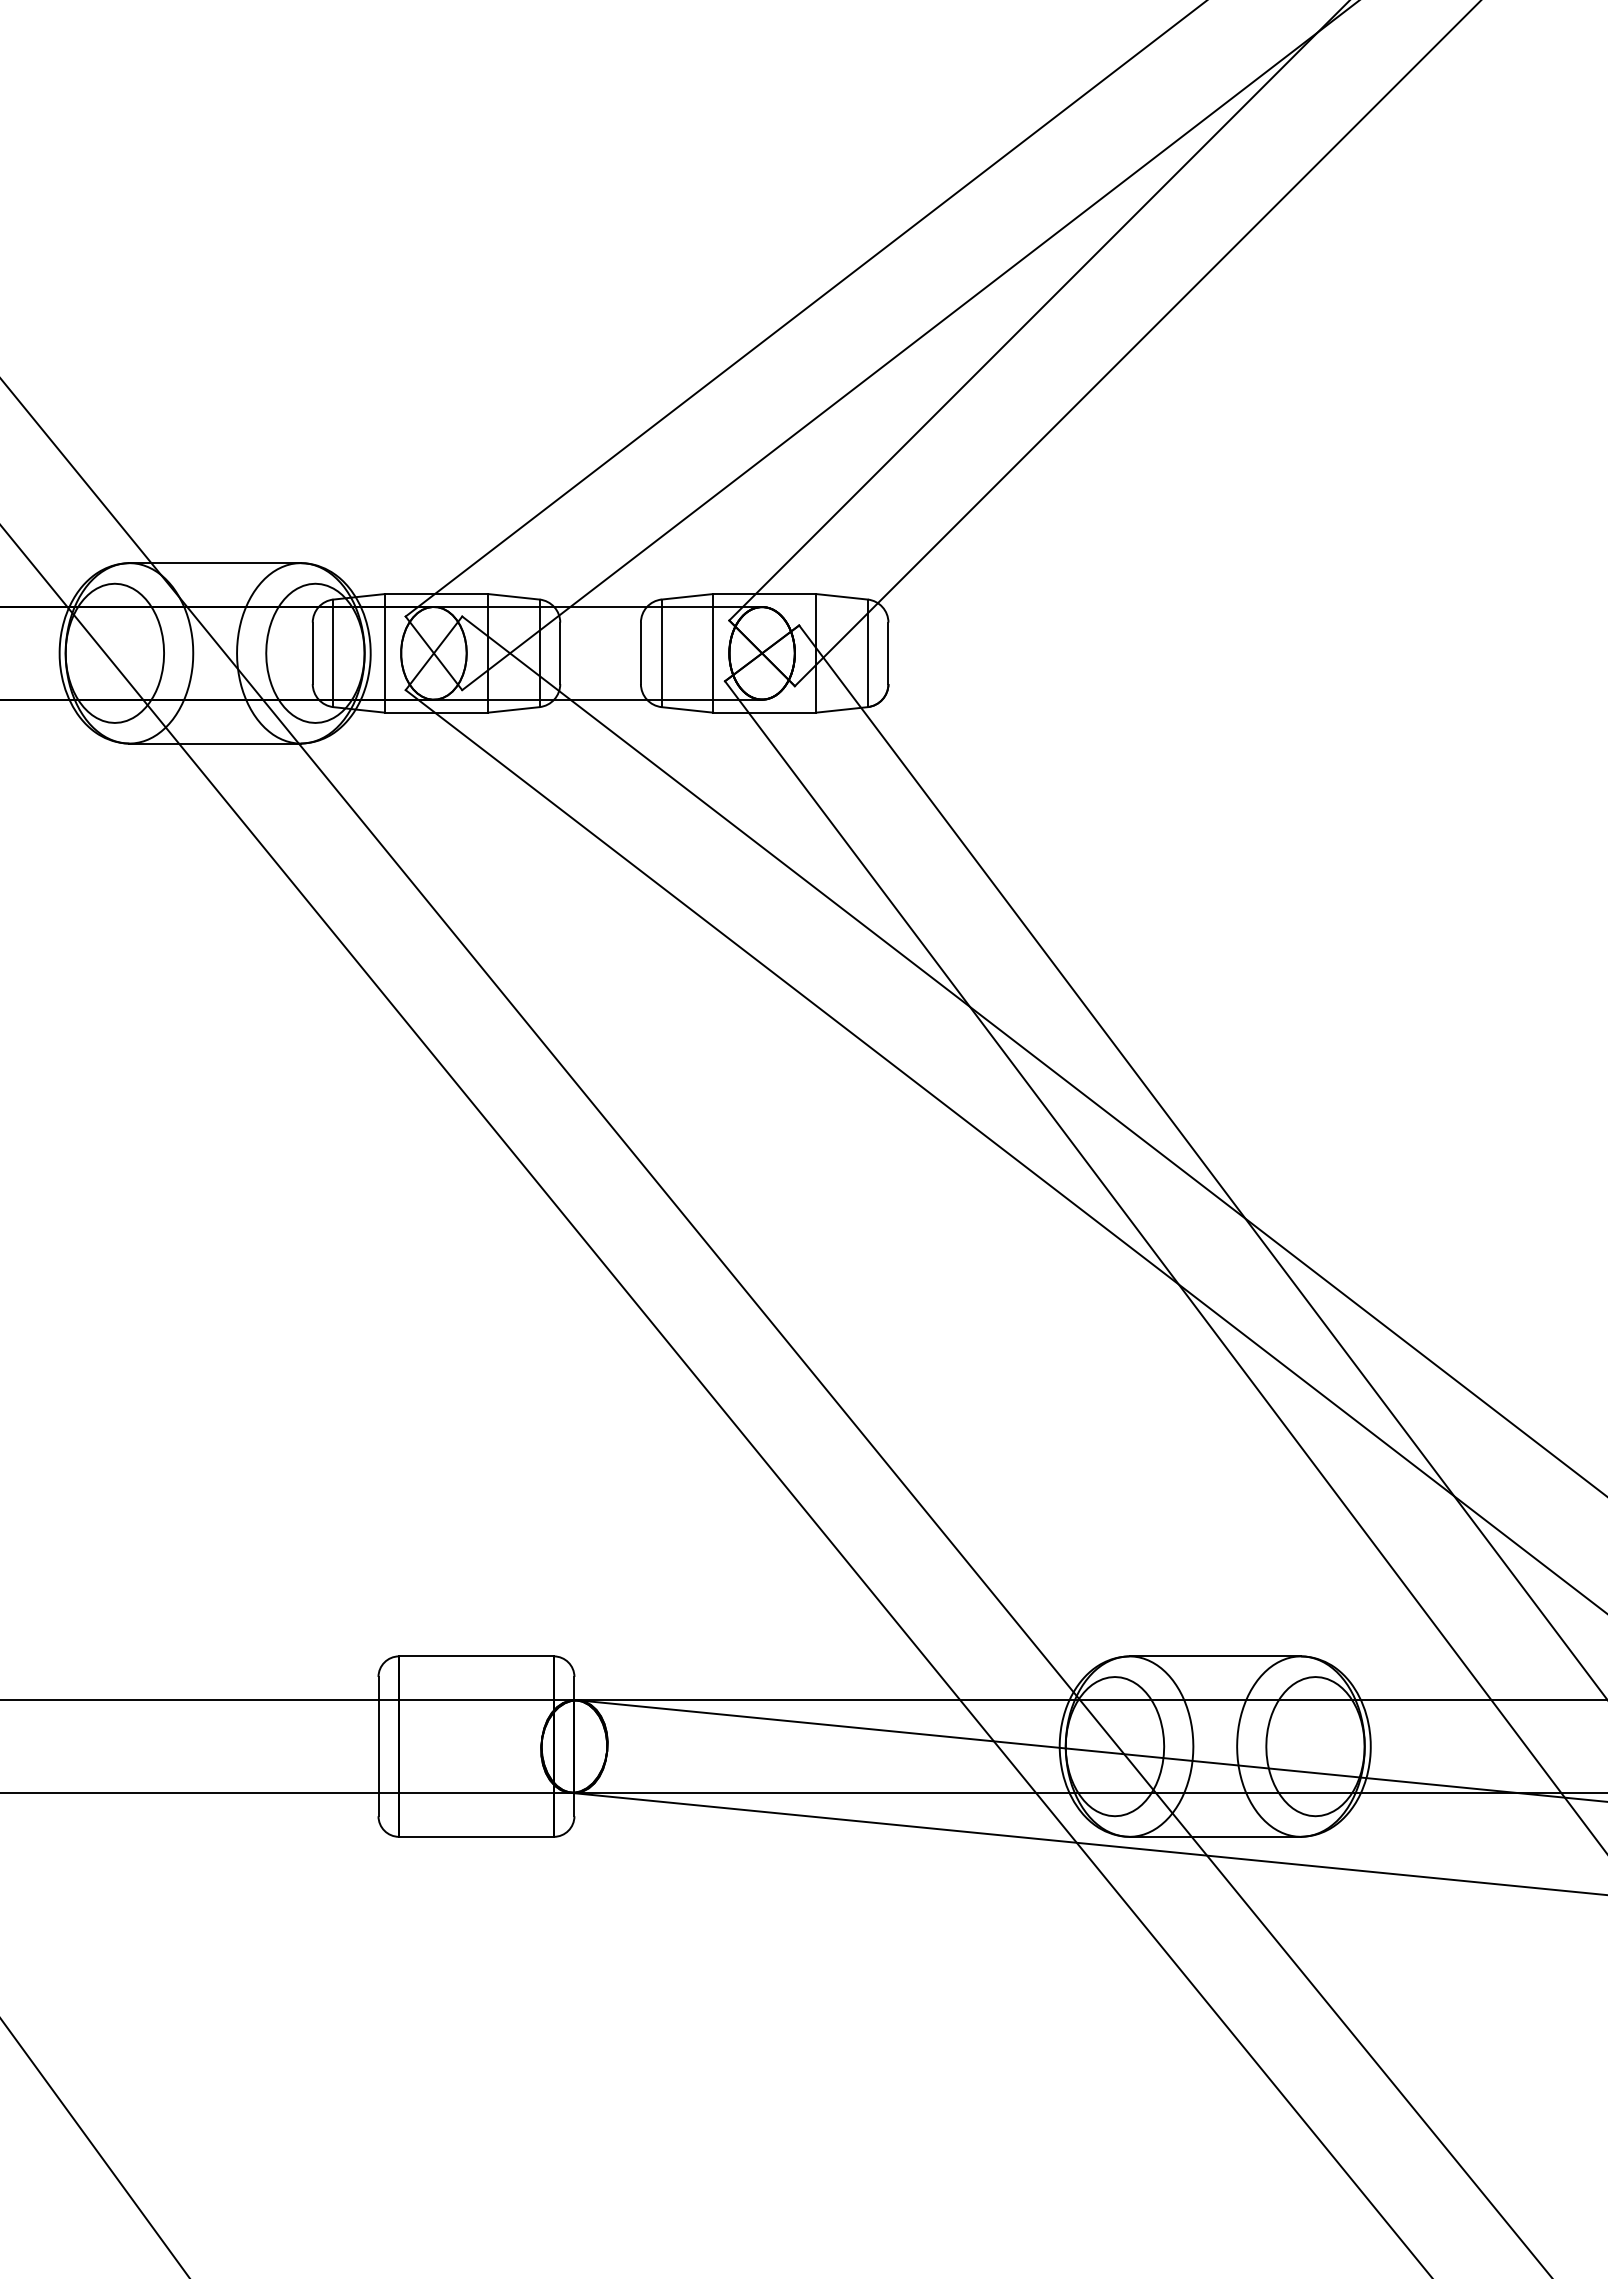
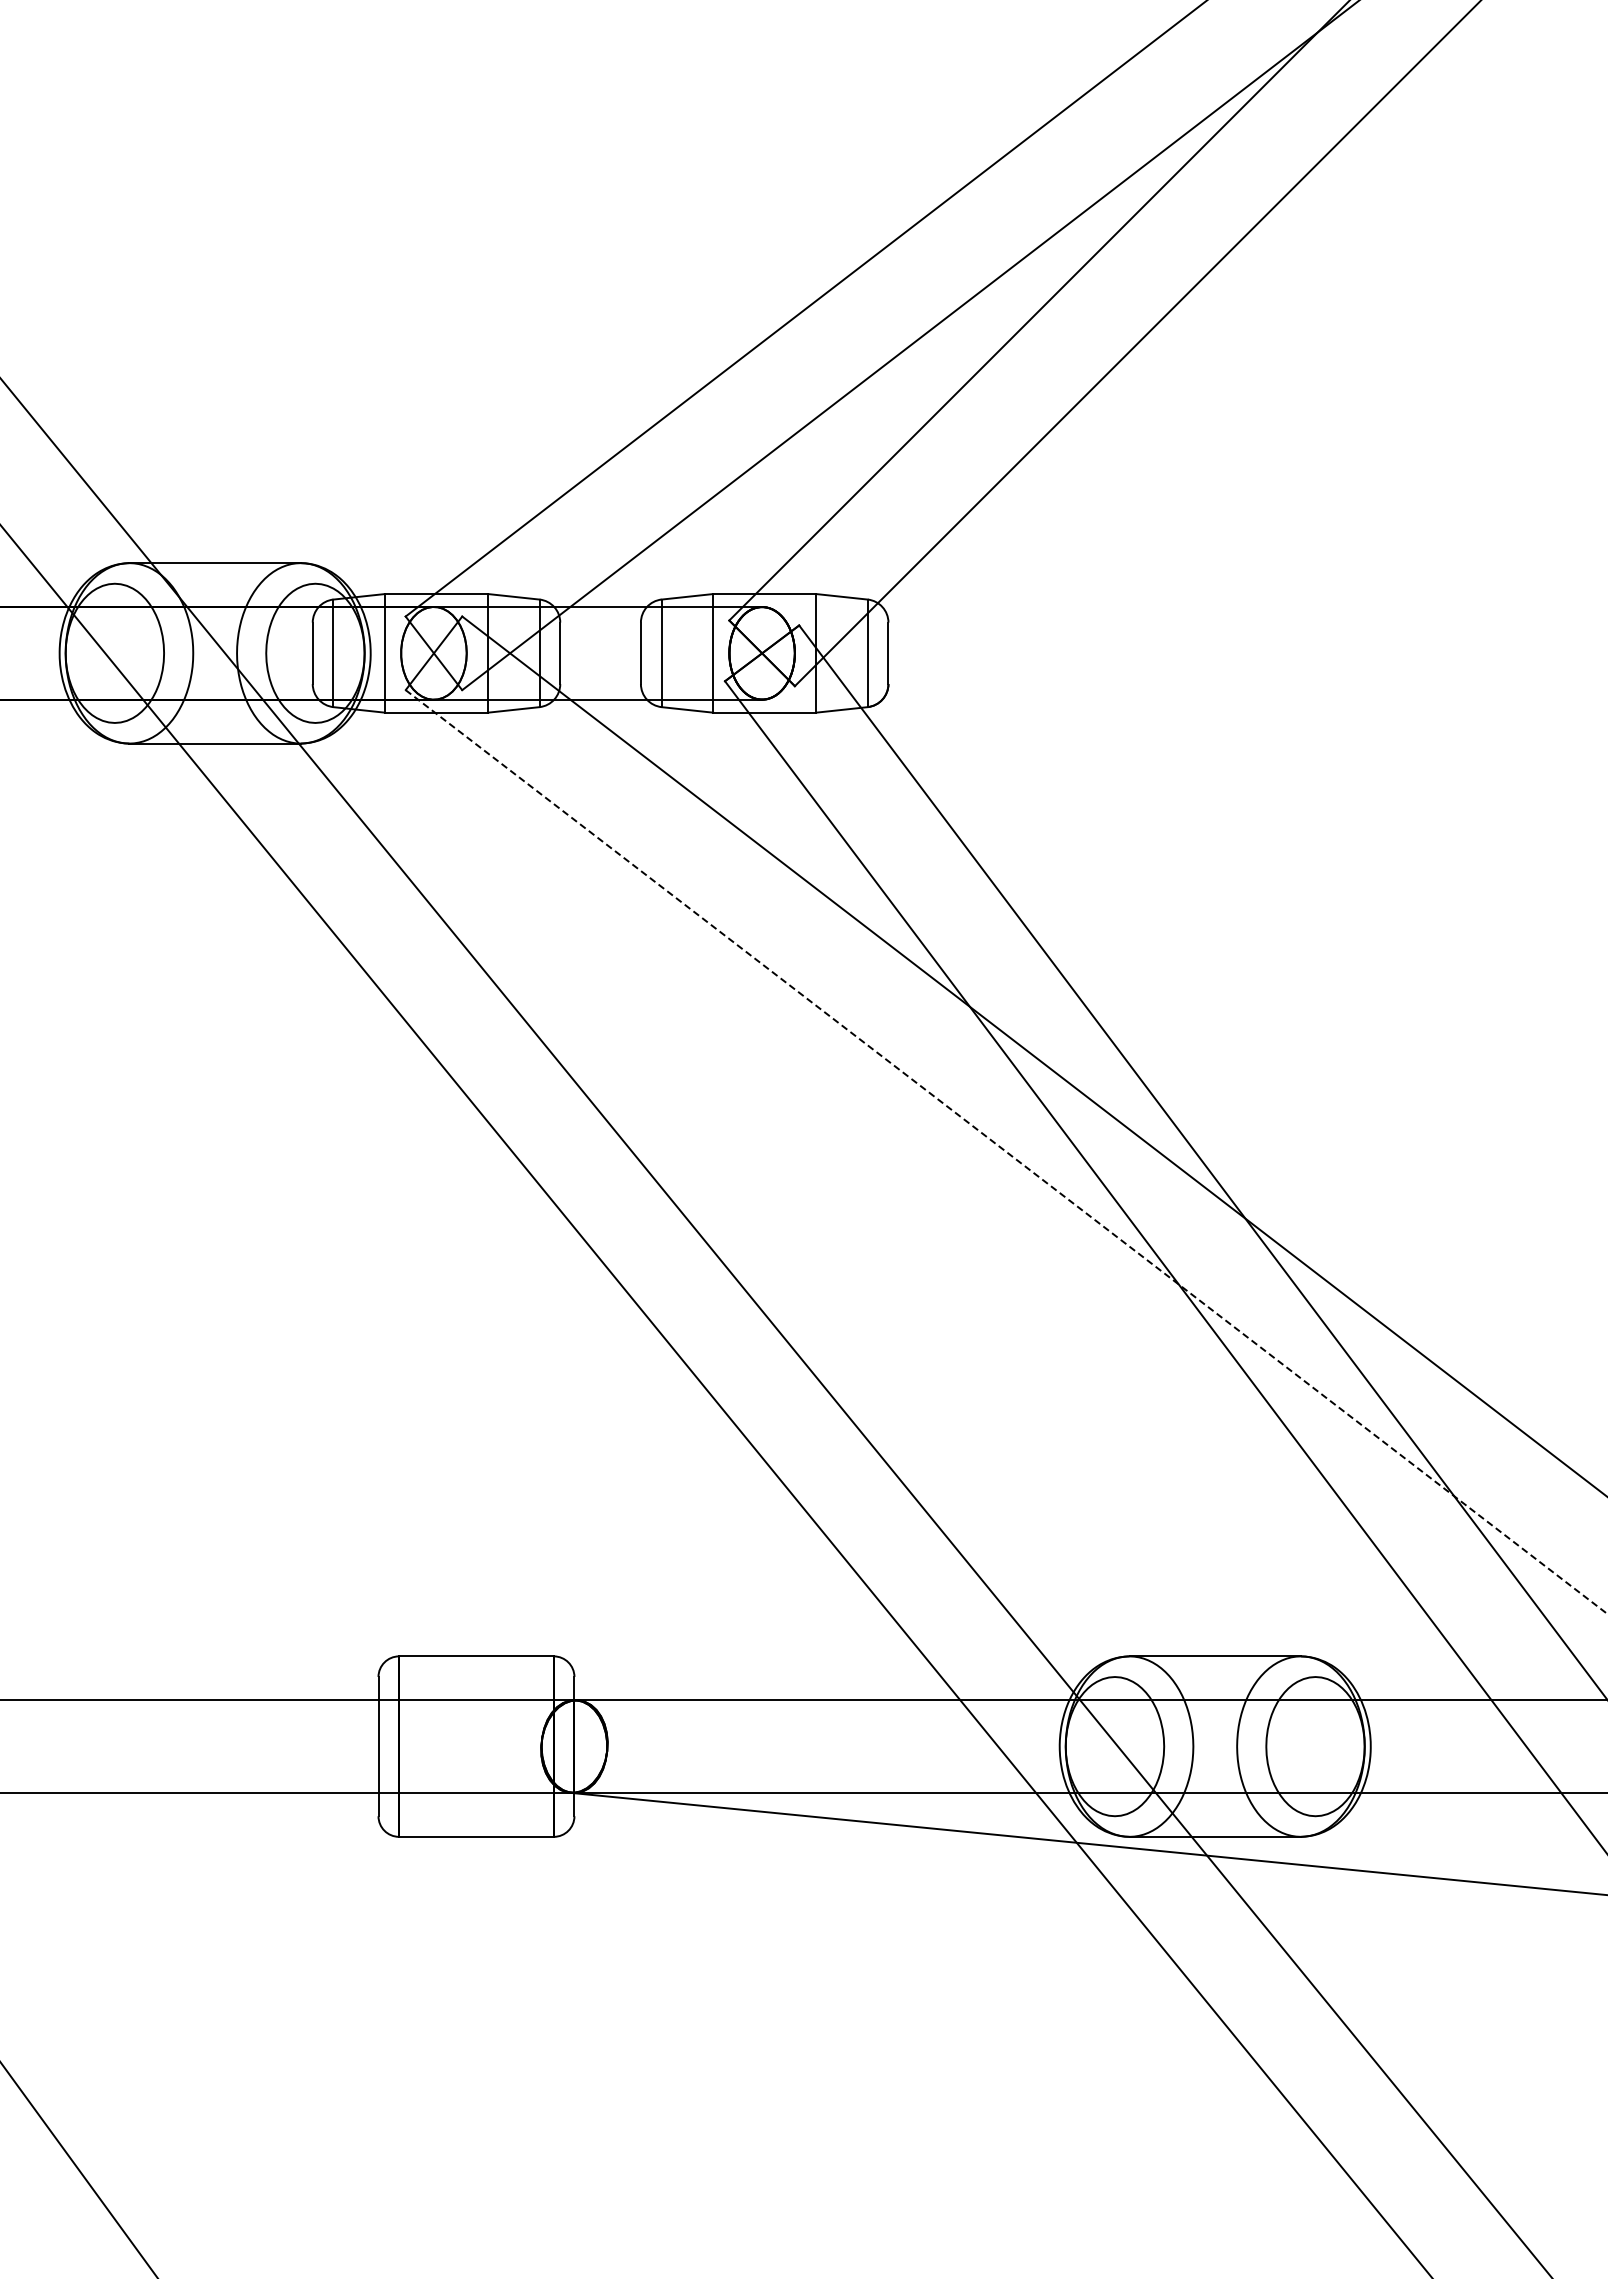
line: solid -> dashed (1006, 1152)
line: present -> none (1091, 1750)
line position: (94, 2147) -> (78, 2169) (78, 2169)
